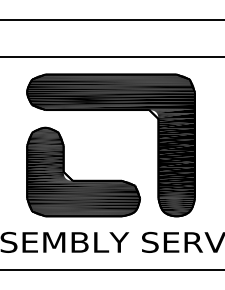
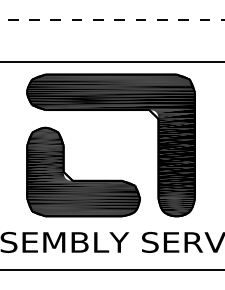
line: solid -> dashed (112, 20)
line position: (111, 57) -> (111, 62) (111, 62)
